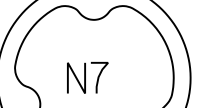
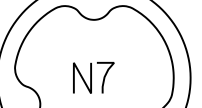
part position: (87, 77) -> (93, 77) (93, 77)
